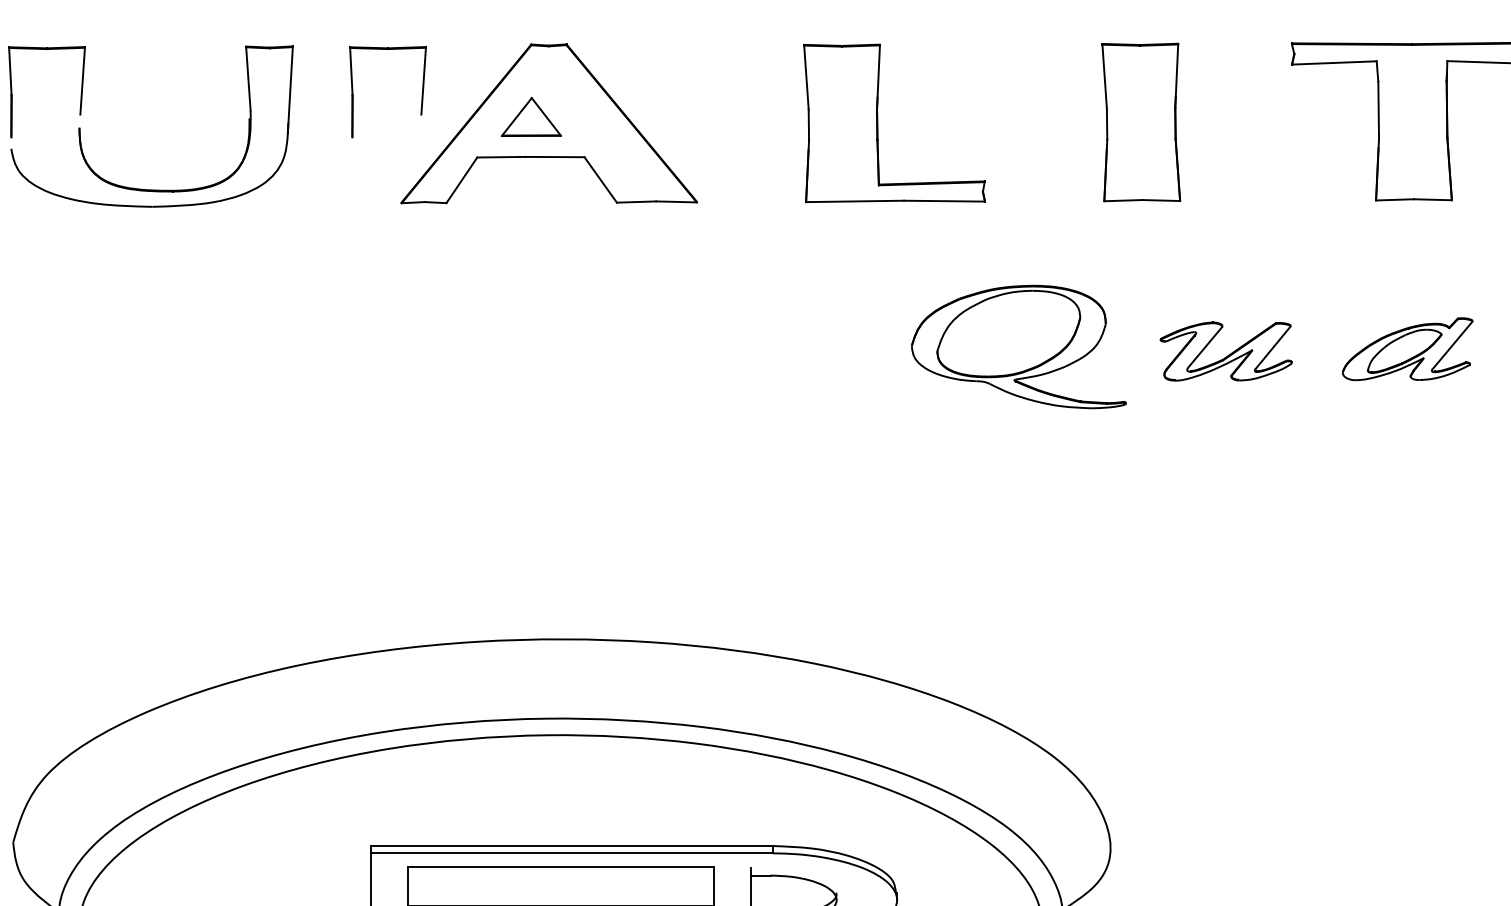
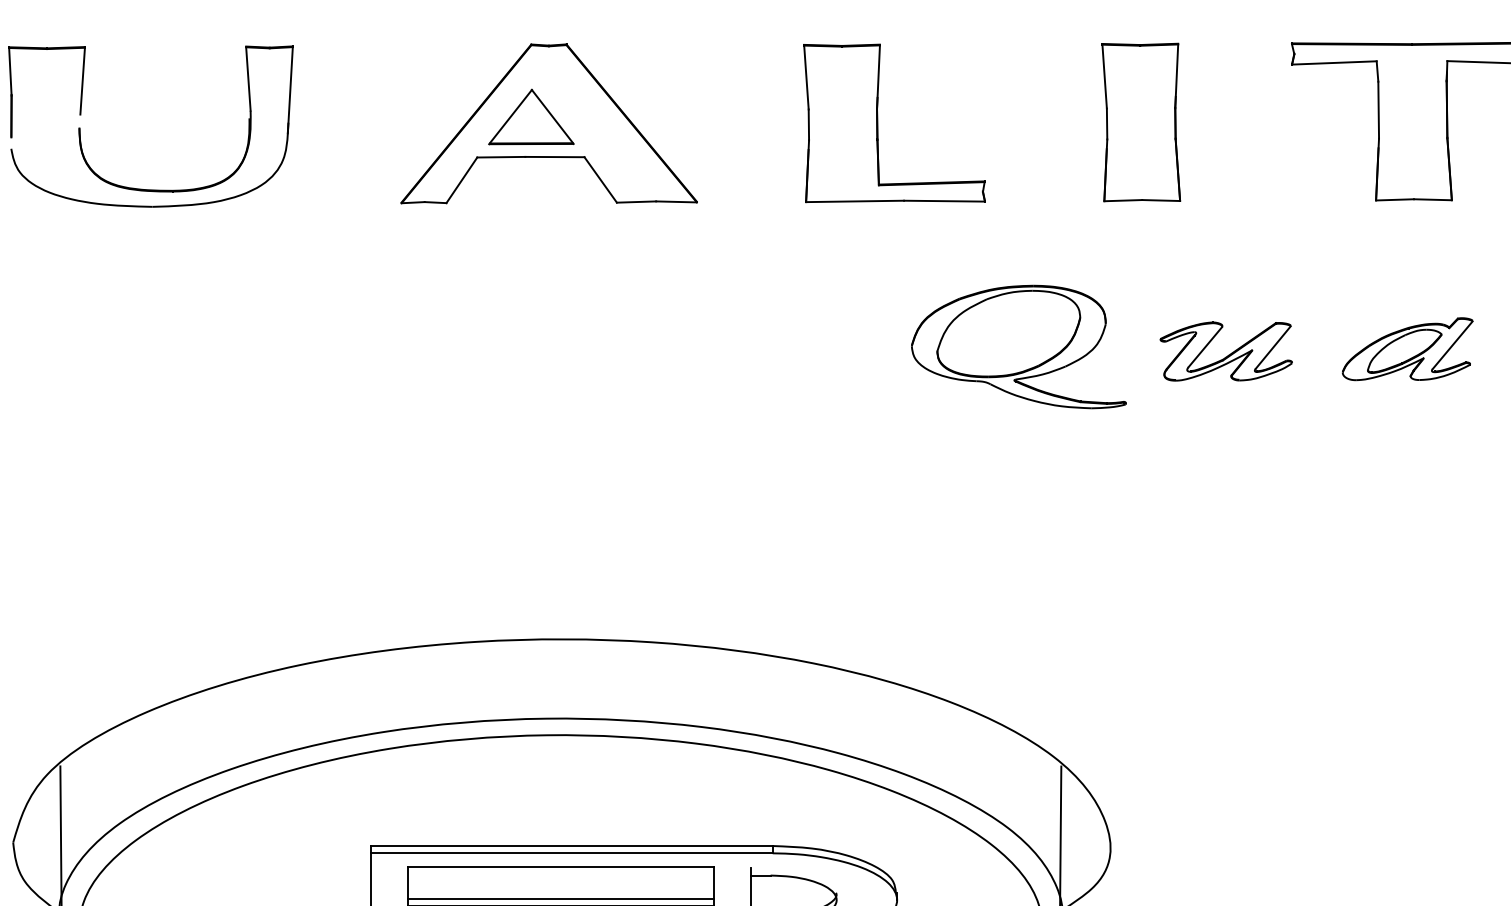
part: present -> none (353, 92)
part size: 62x41 px -> 87x58 px (531, 116)
line: none -> present (60, 834)
line: none -> present (1060, 834)
line: none -> present (560, 899)
